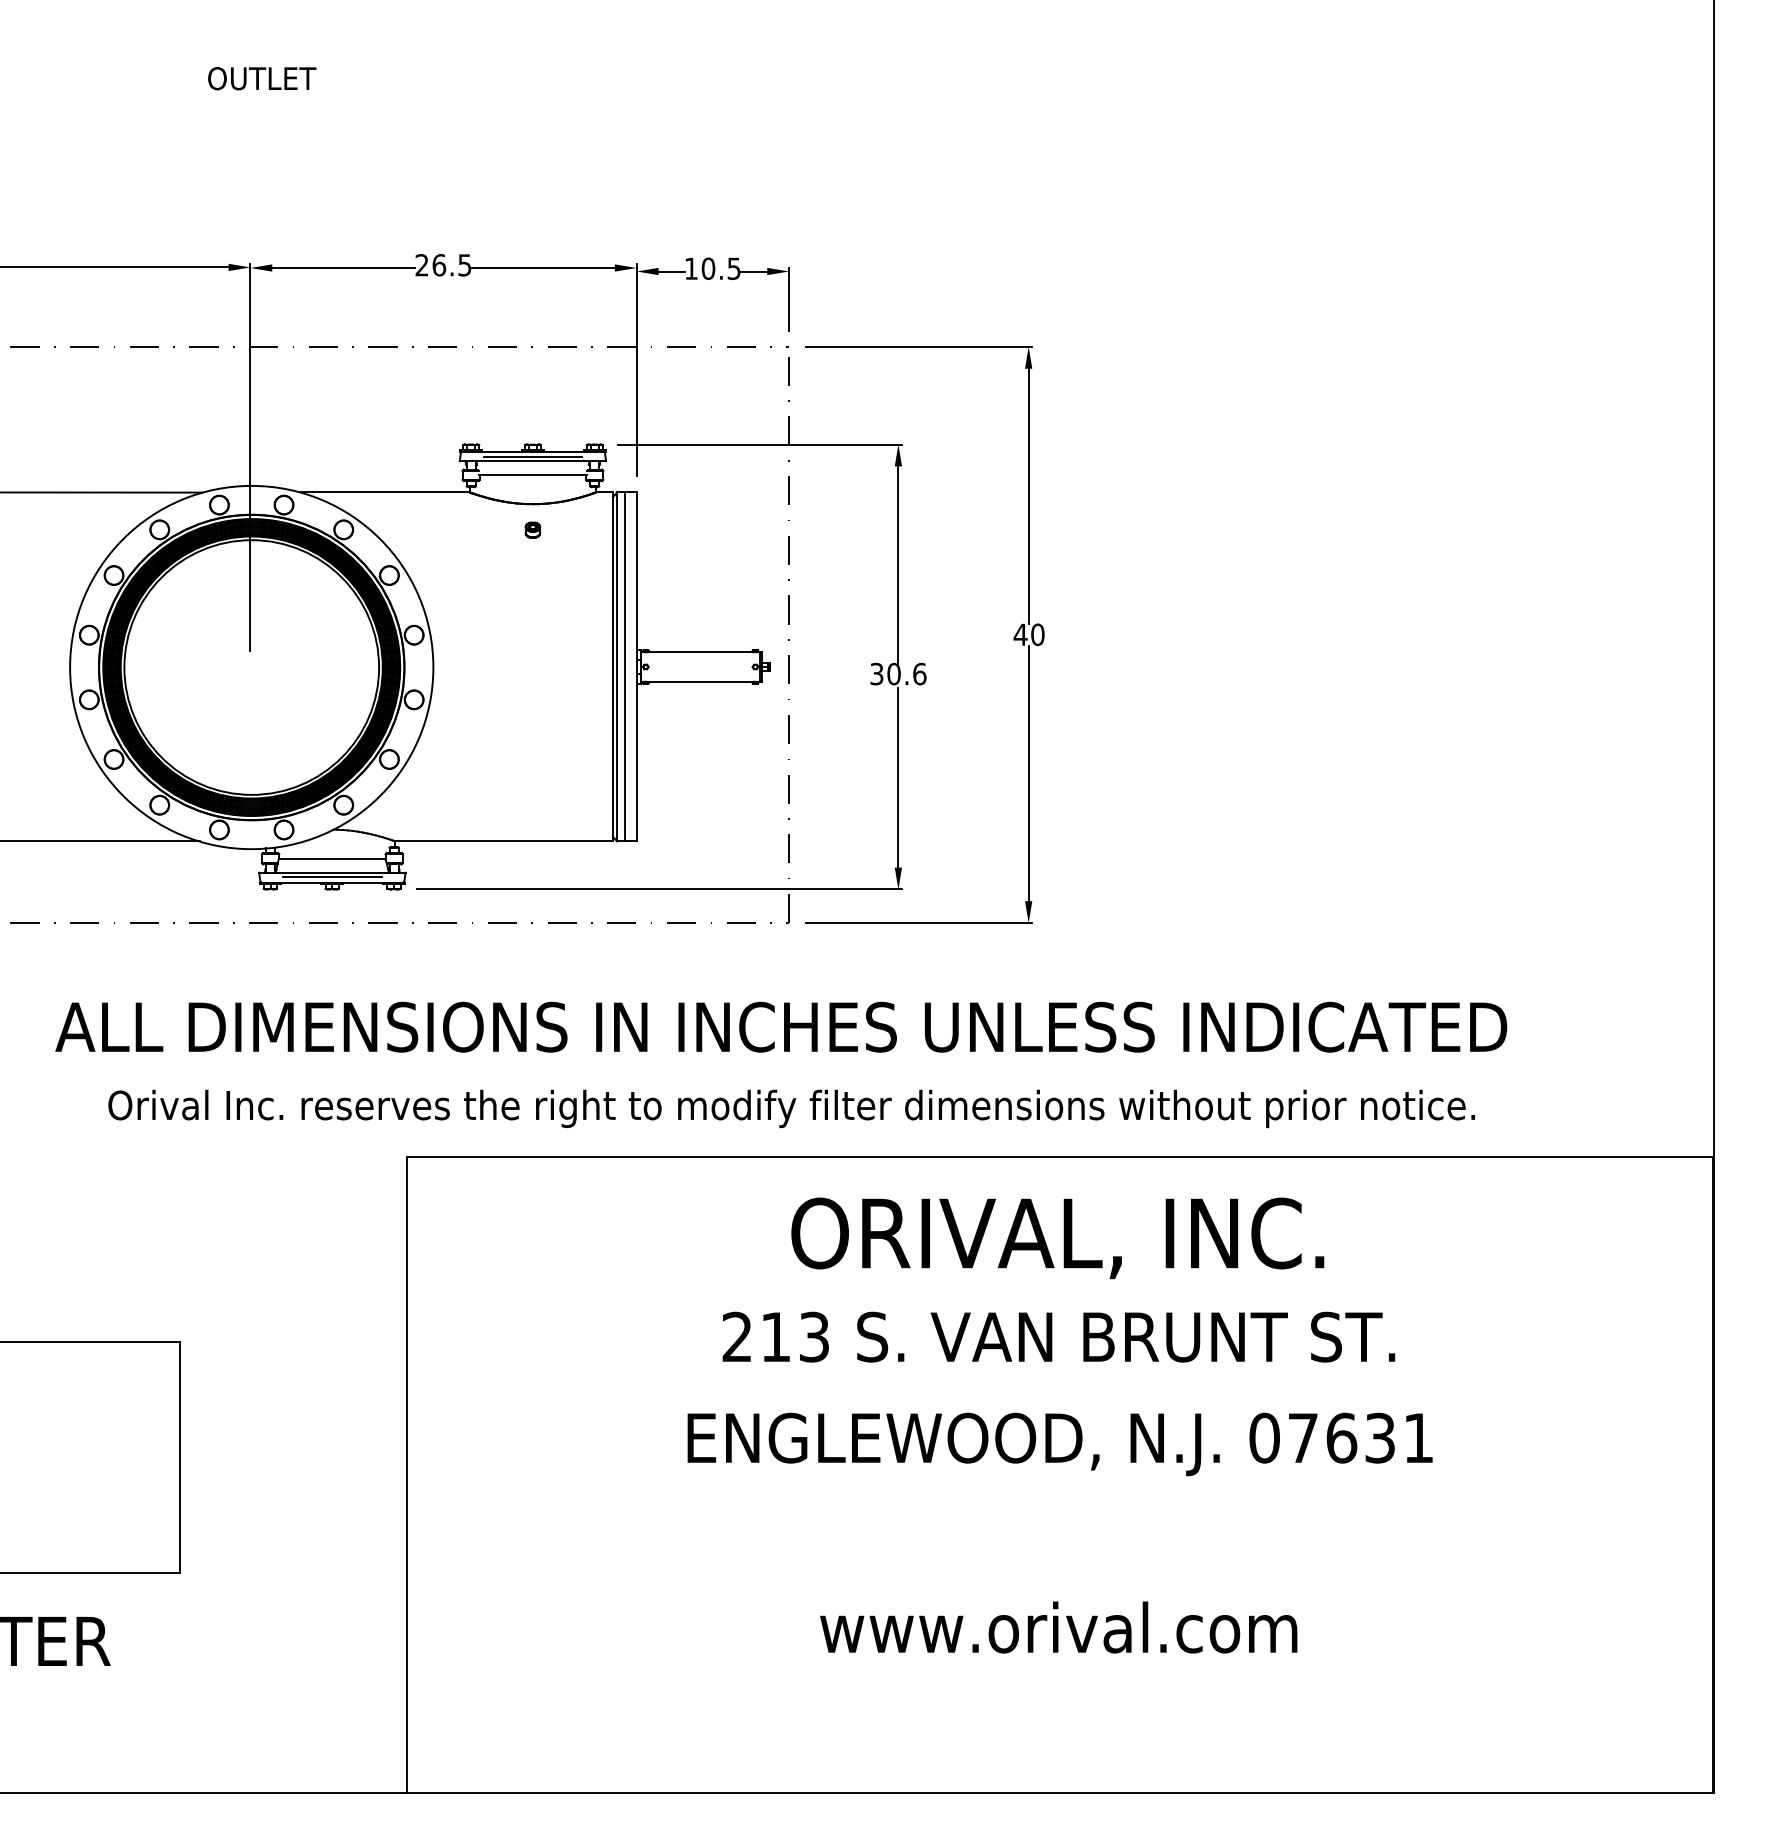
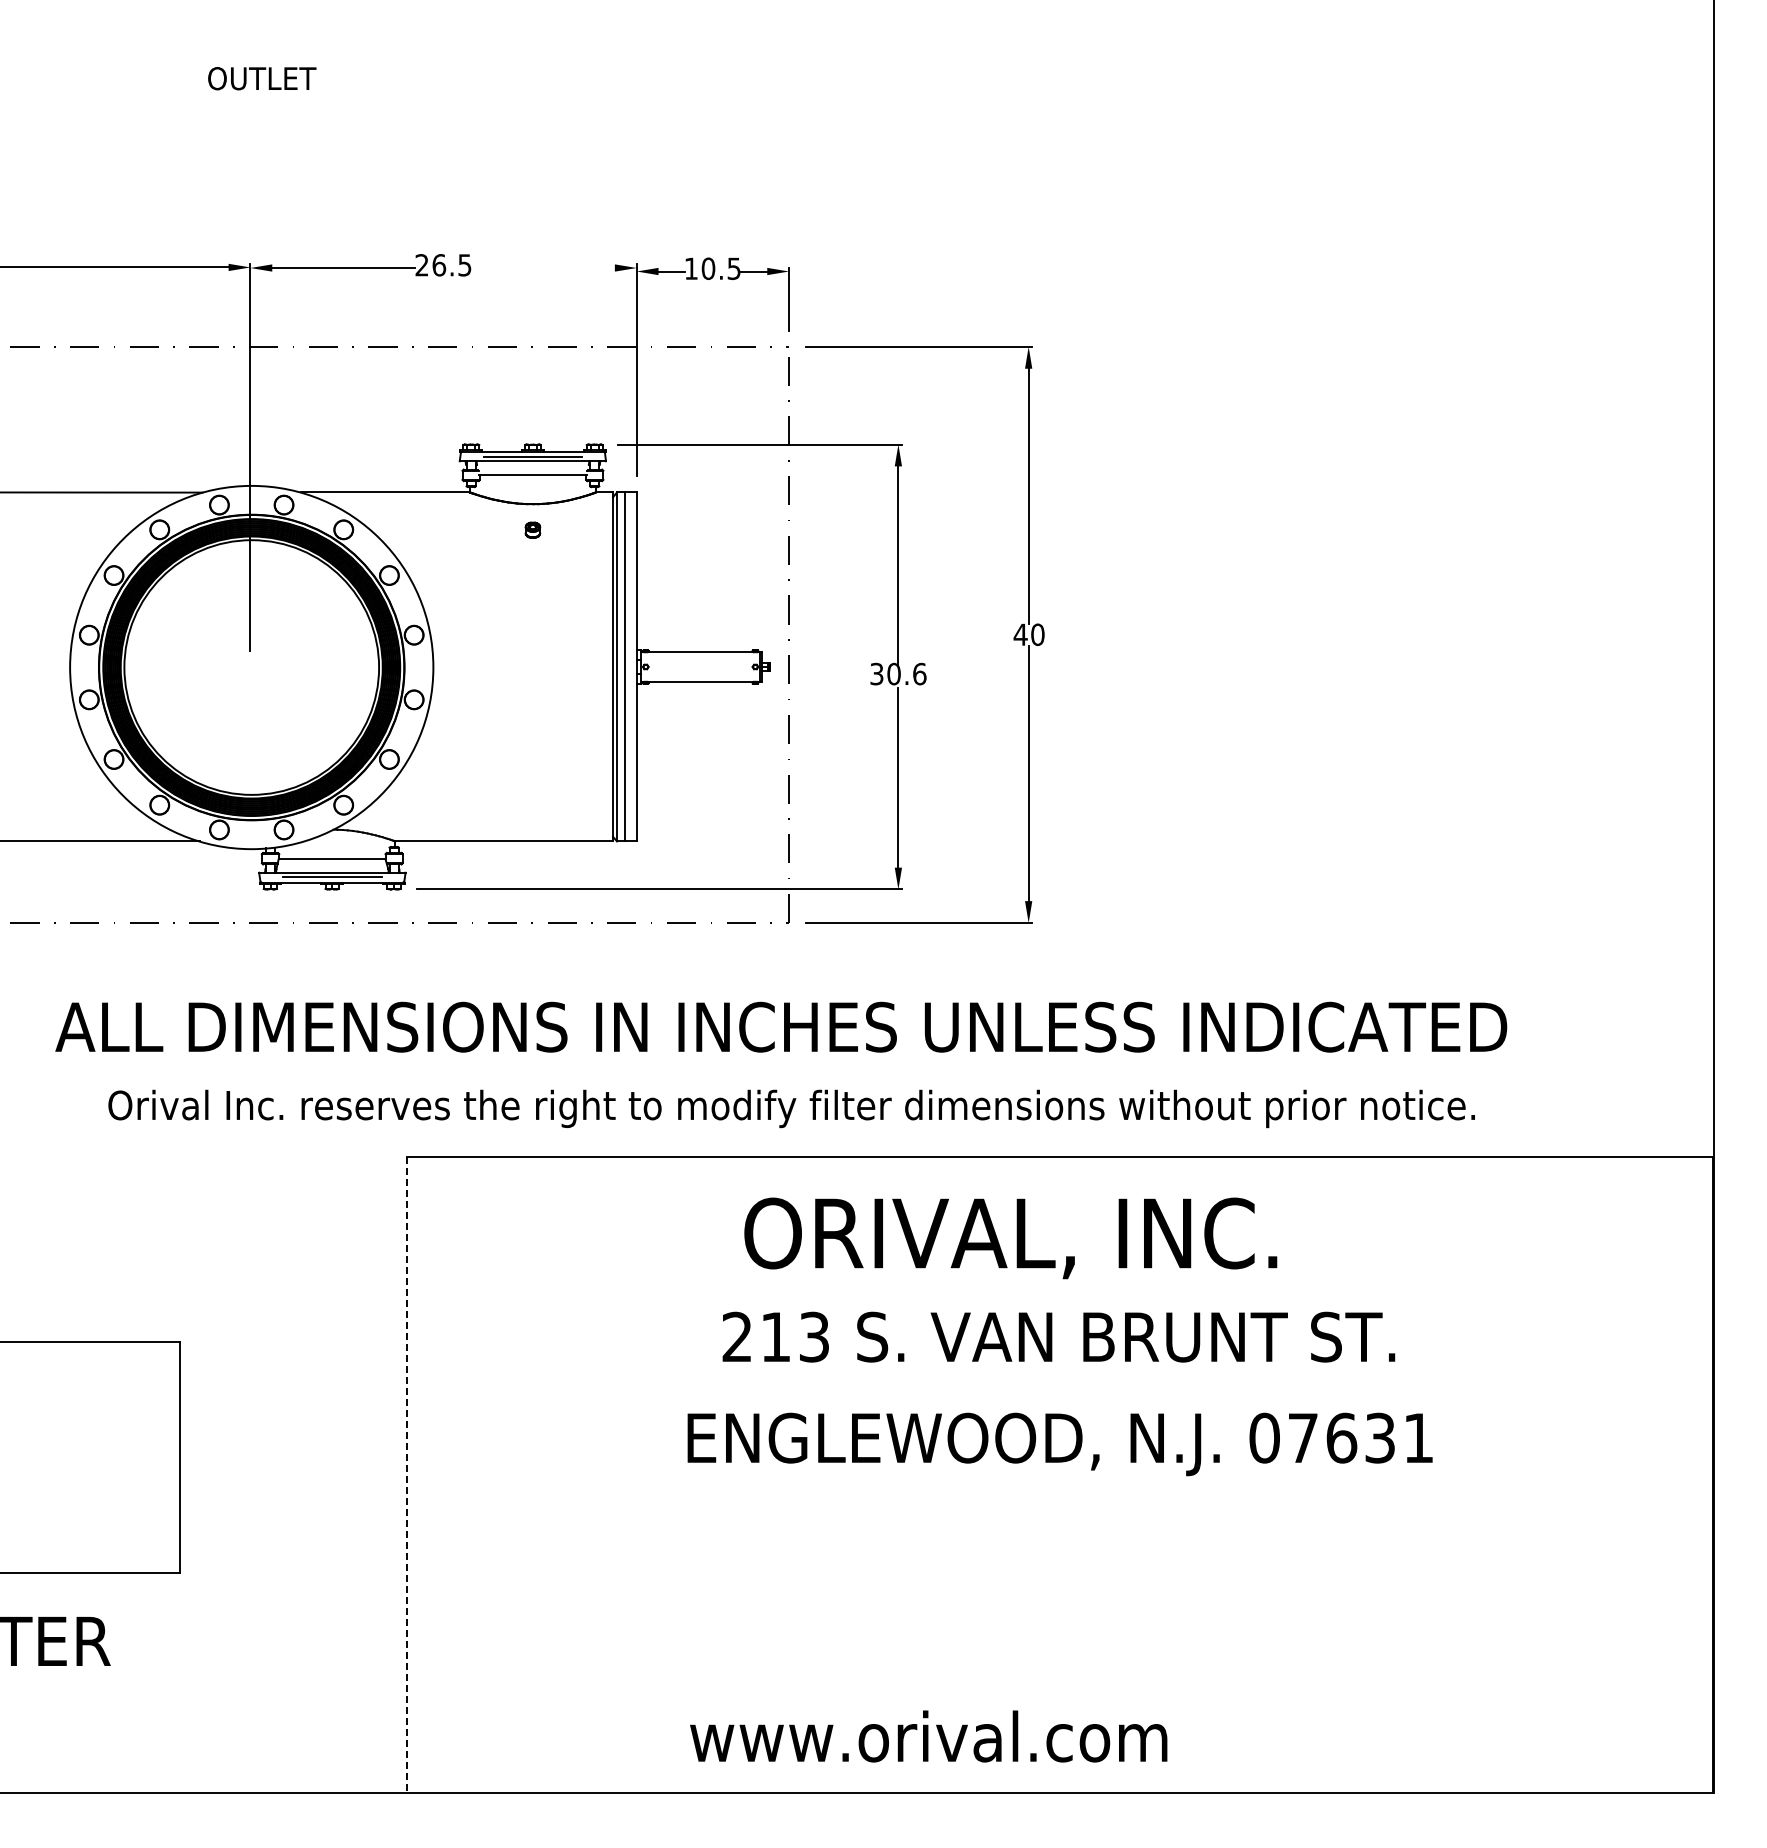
line: present -> none (543, 268)
text position: (1057, 1238) -> (1010, 1238) (1010, 1238)
line: solid -> dashed (406, 1475)
text position: (1058, 1627) -> (928, 1736) (928, 1736)
